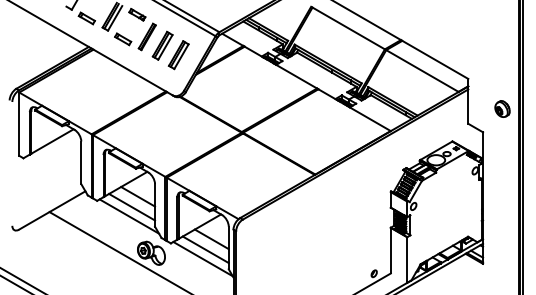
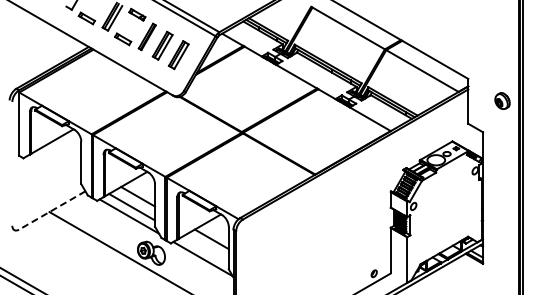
part position: (502, 108) -> (502, 100) (502, 100)
line: solid -> dashed (51, 210)
line: present -> none (205, 249)
